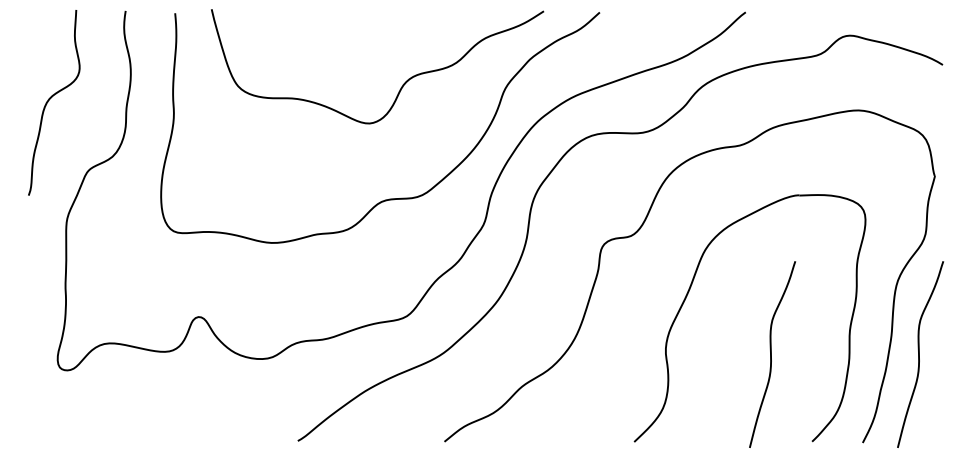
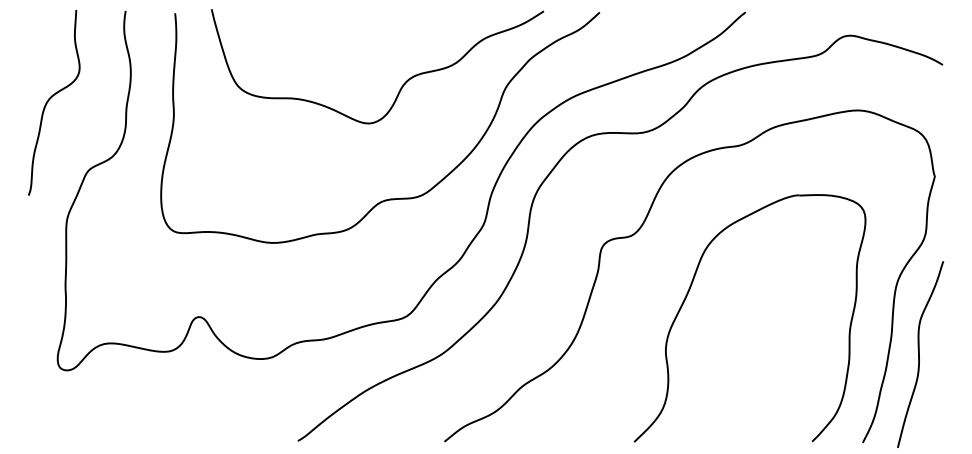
curve: present -> none (771, 354)
